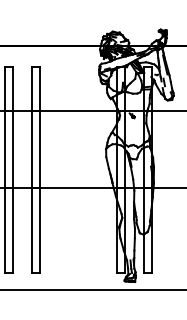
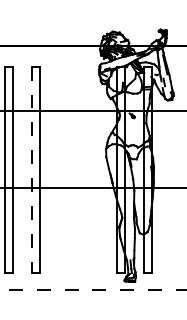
line: solid -> dashed (31, 169)
line: solid -> dashed (93, 290)
